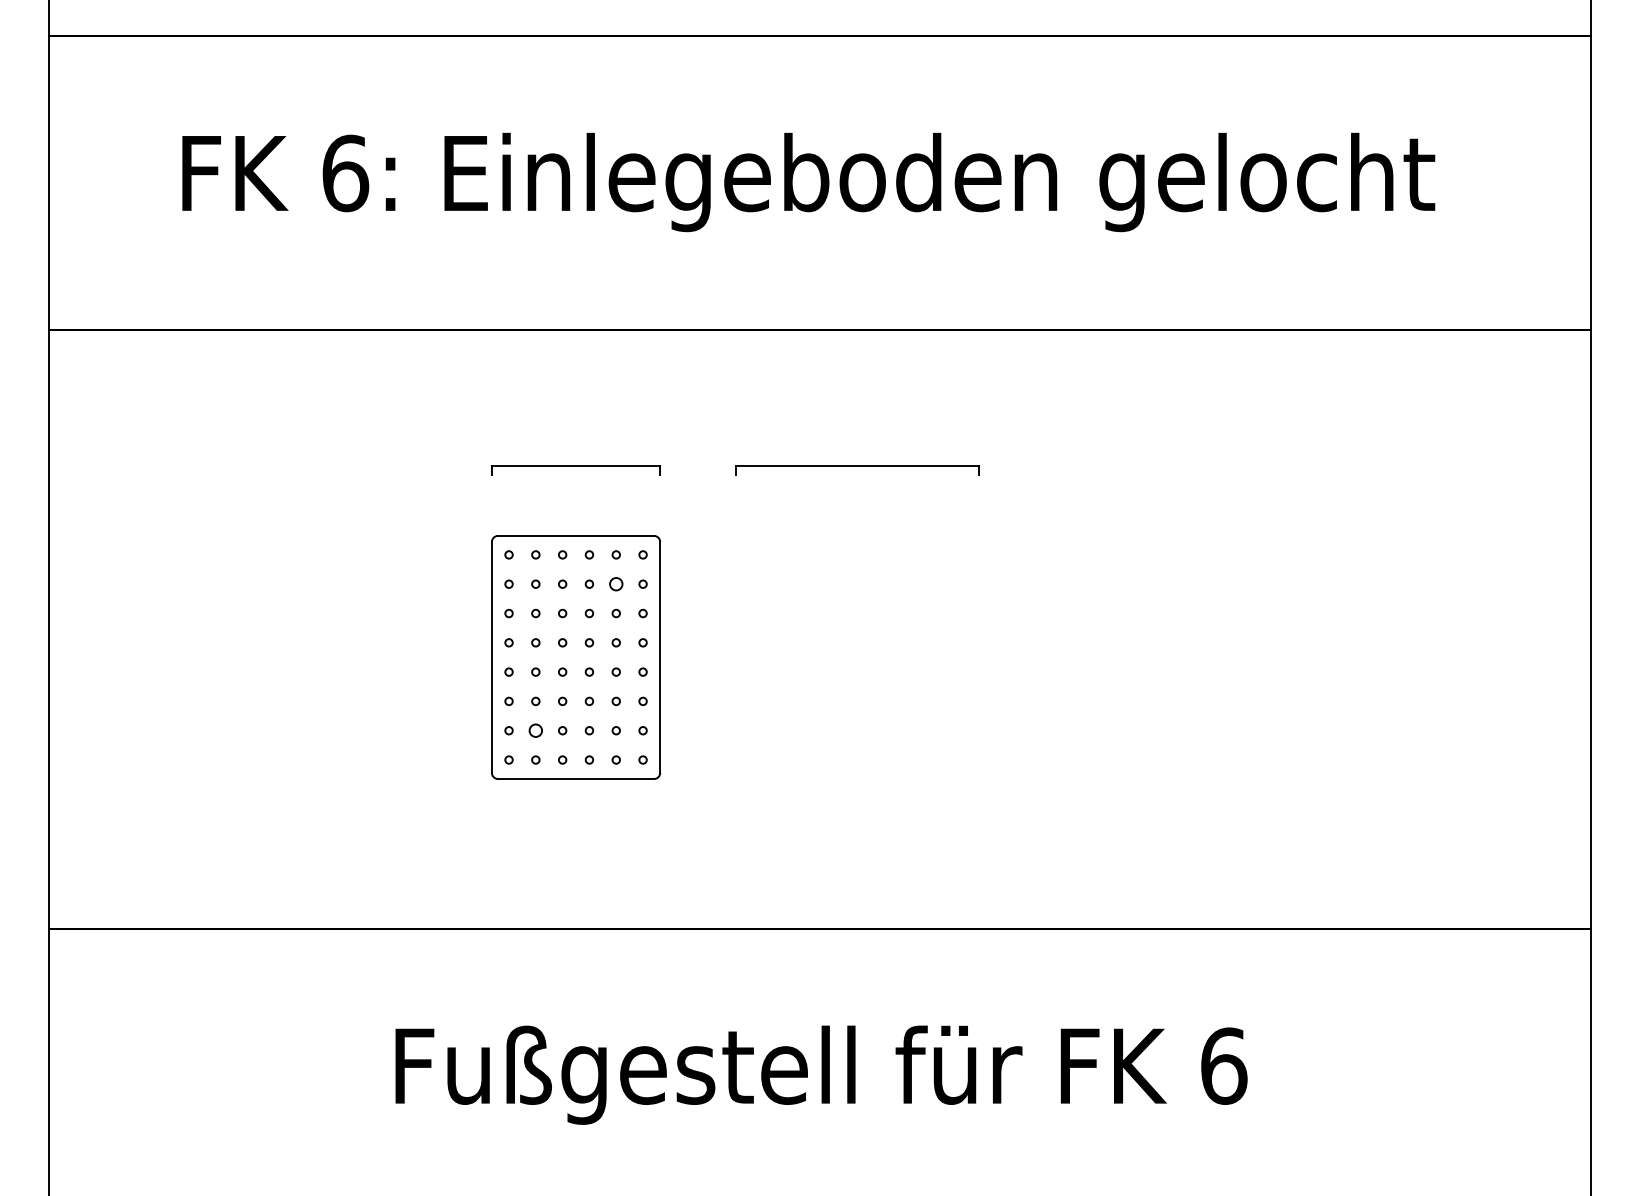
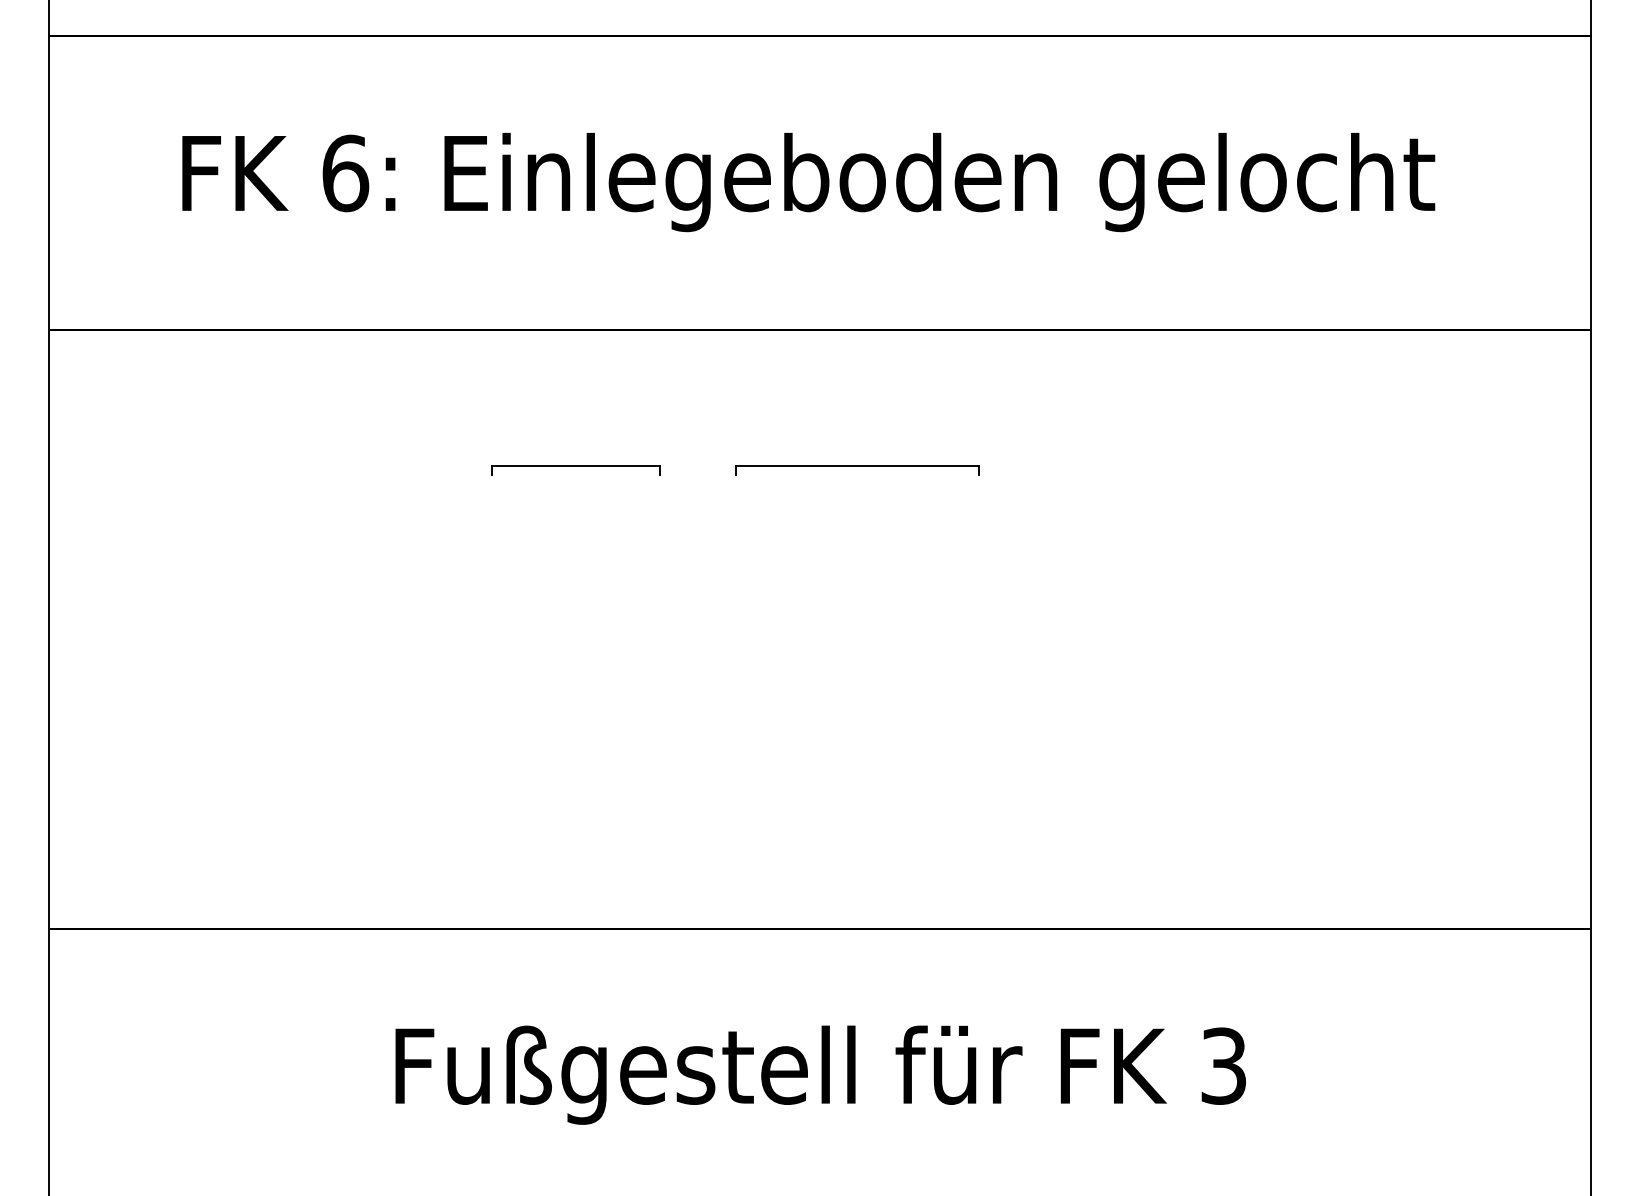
part: present -> none (576, 657)
text: 6 -> 3 (1224, 1065)
